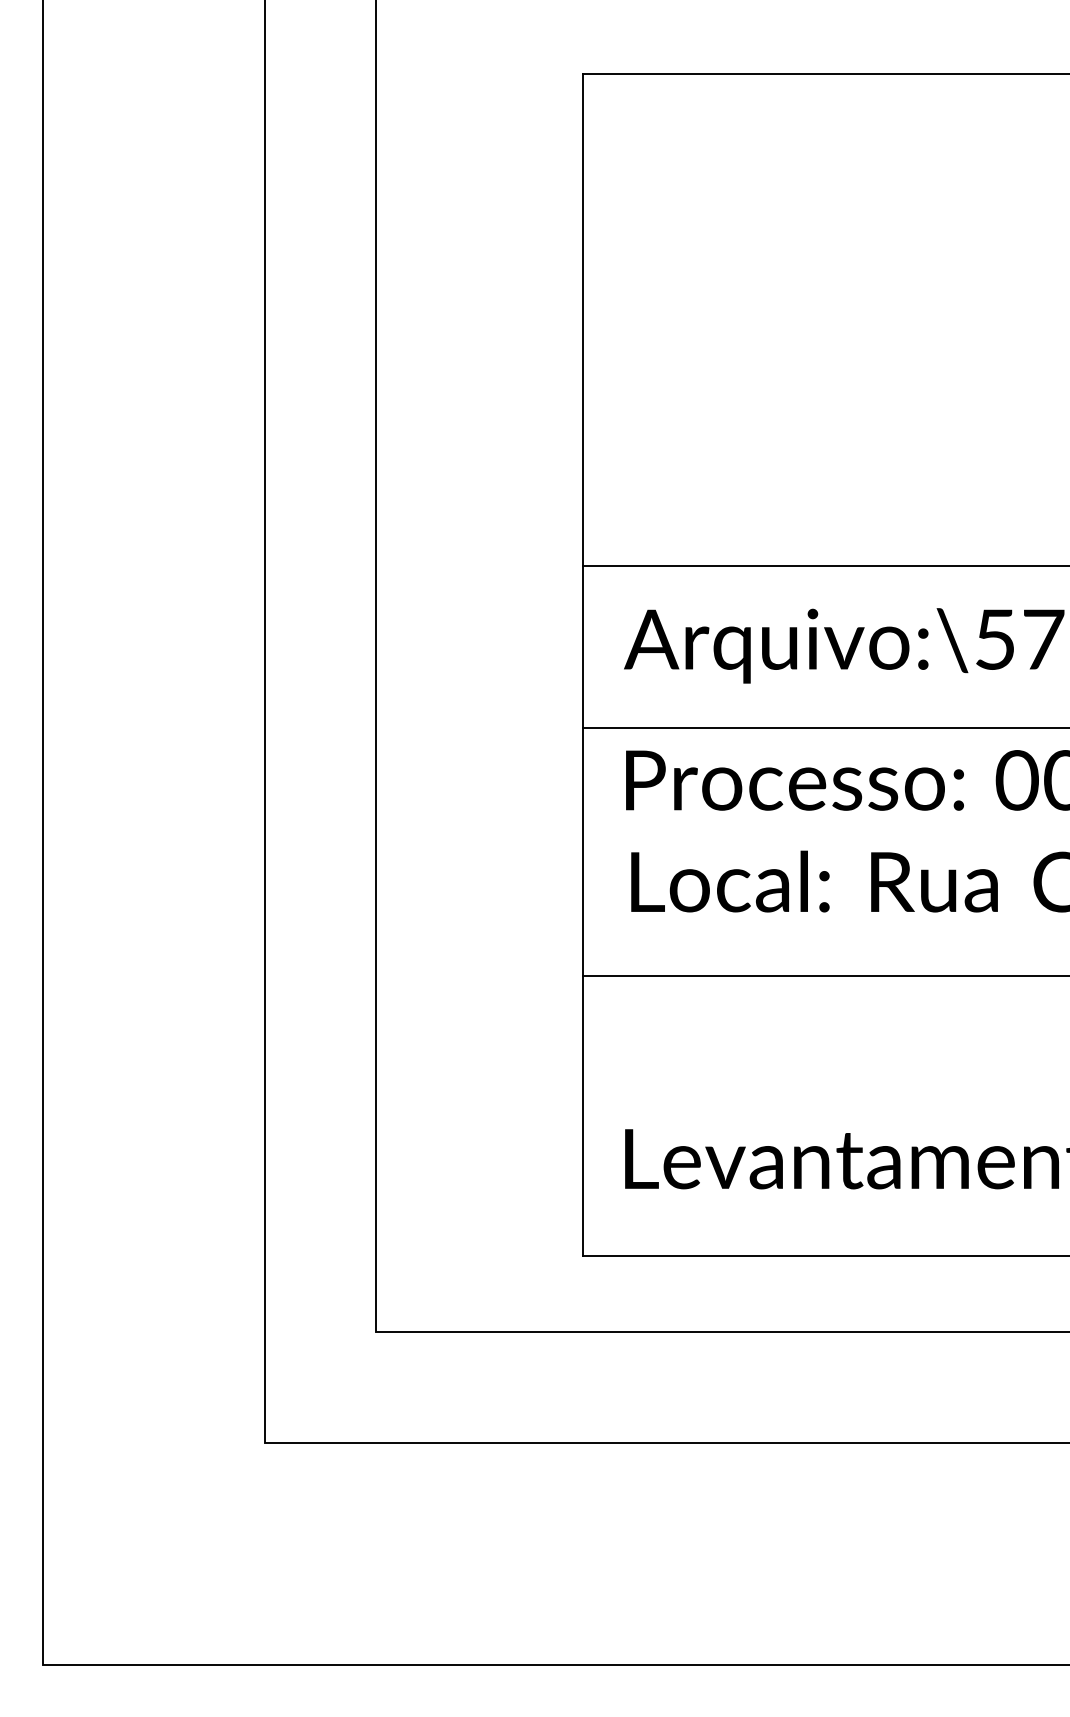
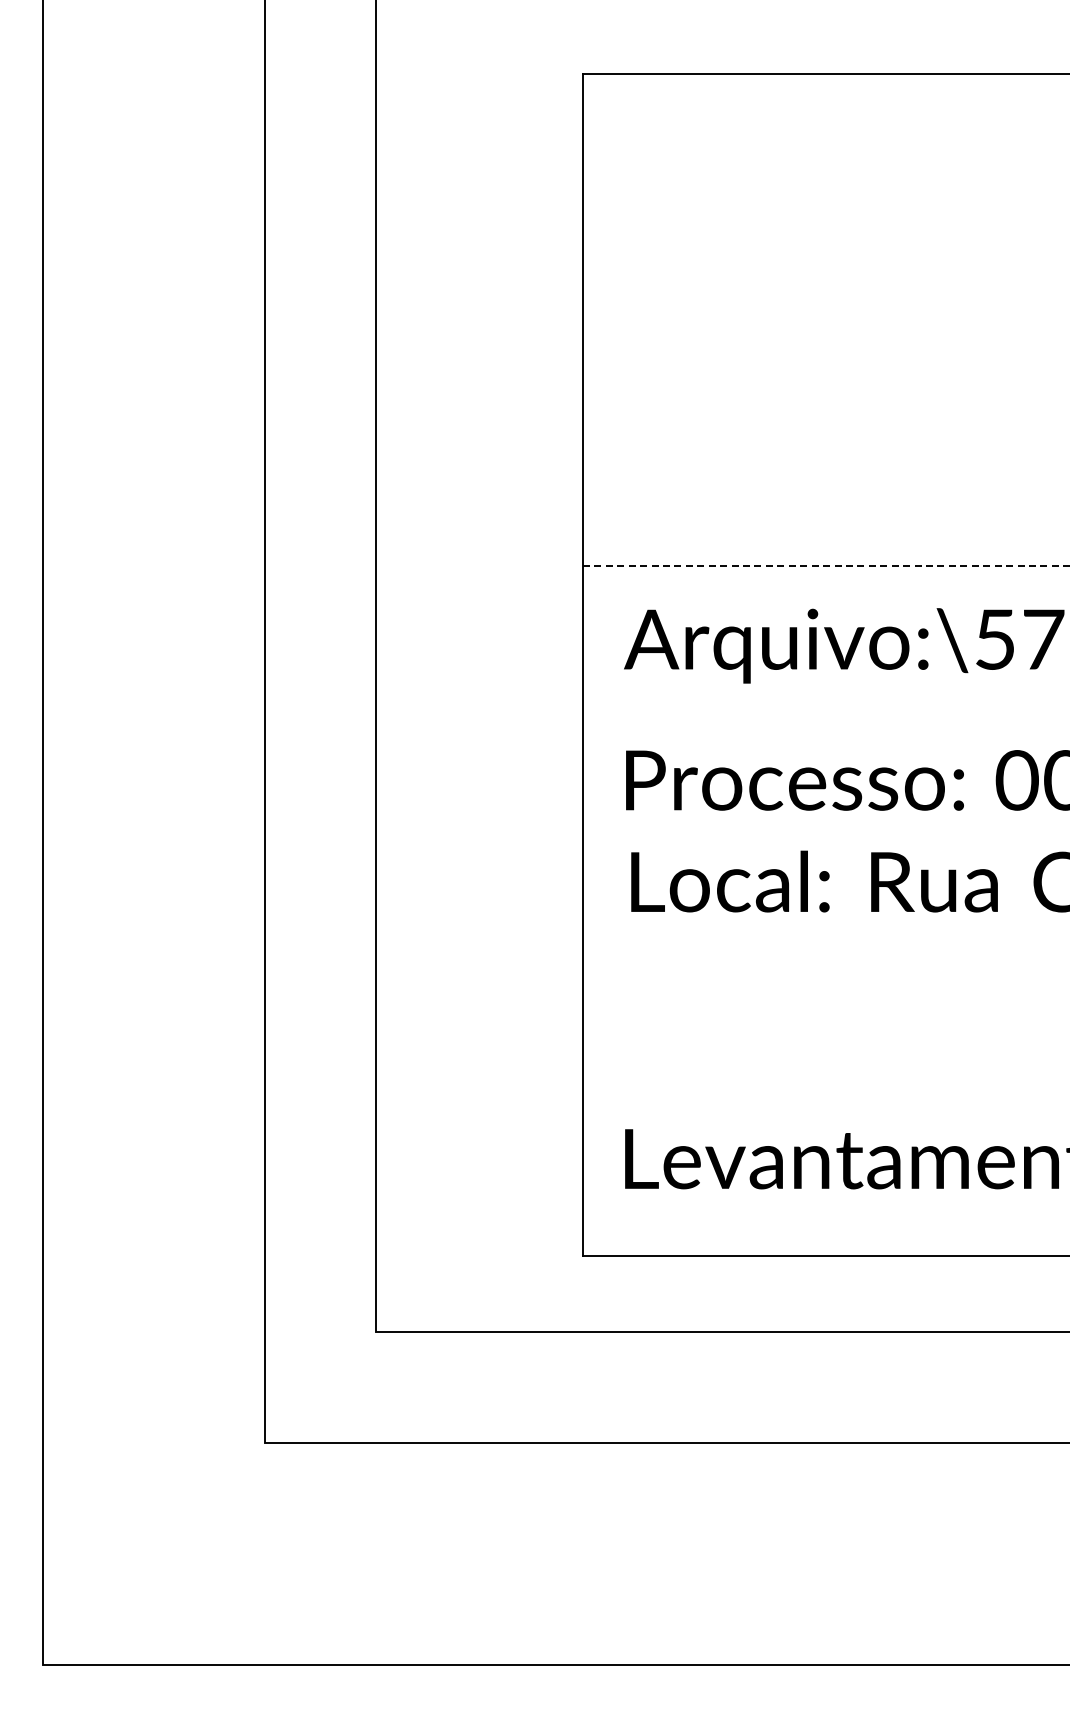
line: solid -> dashed (826, 565)
line: present -> none (824, 727)
line: present -> none (824, 975)
